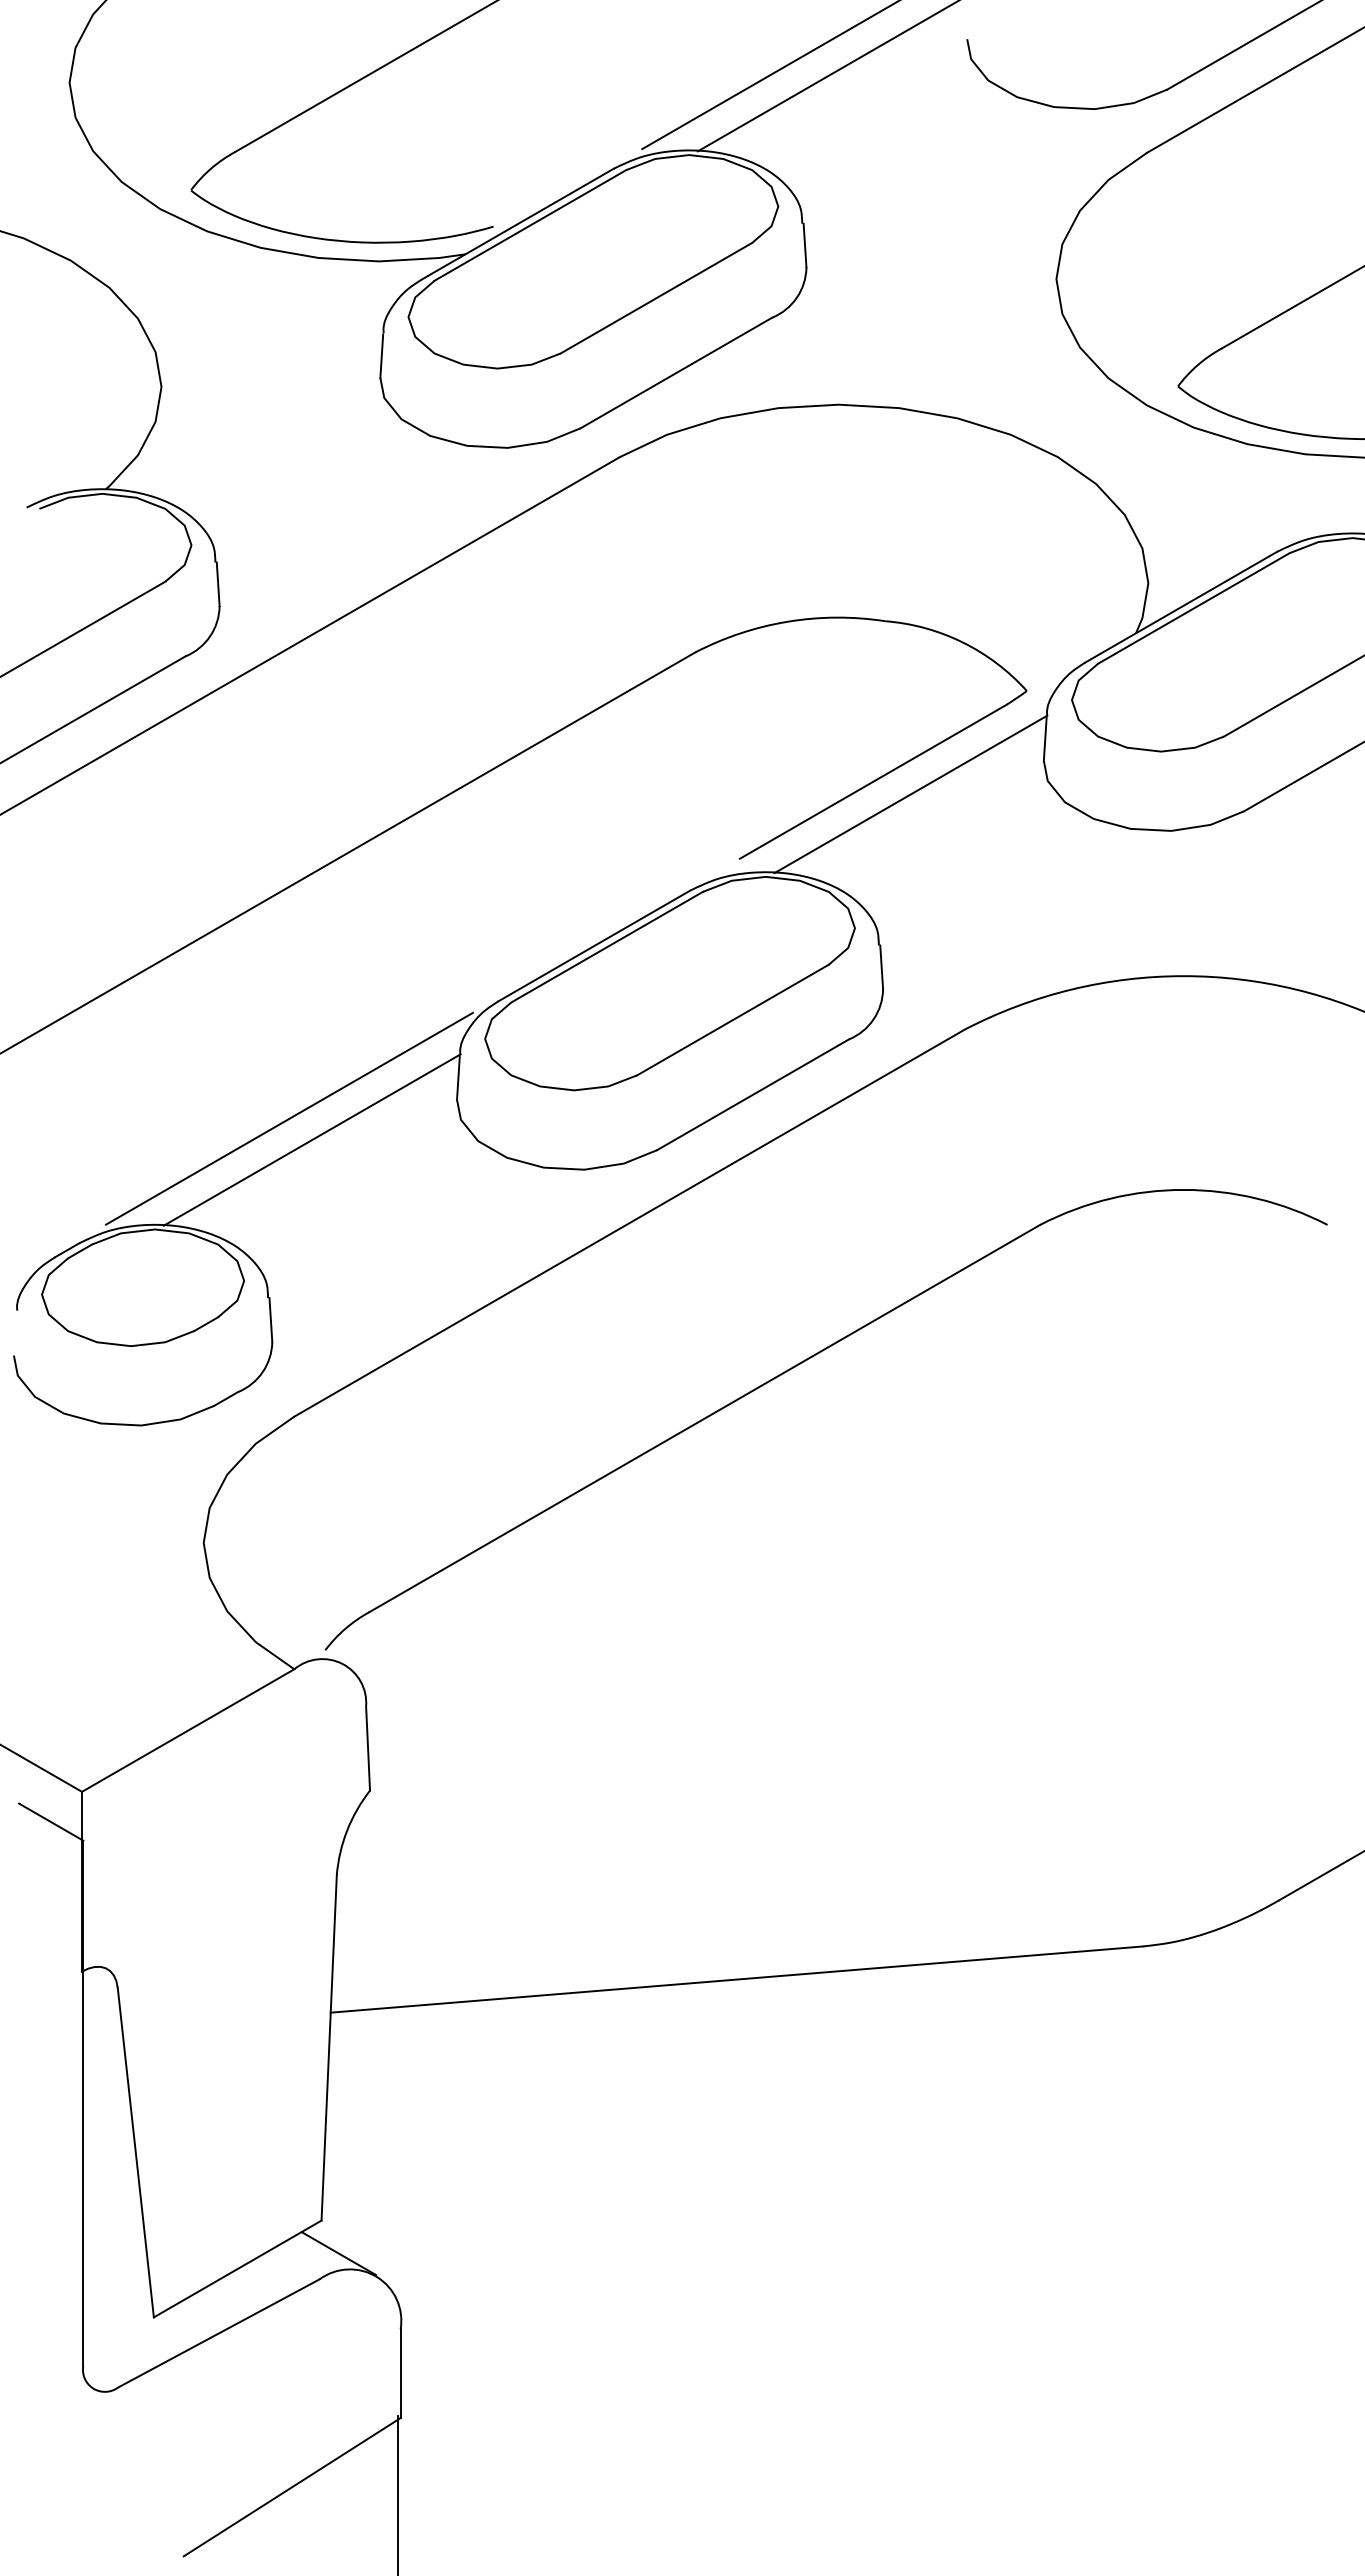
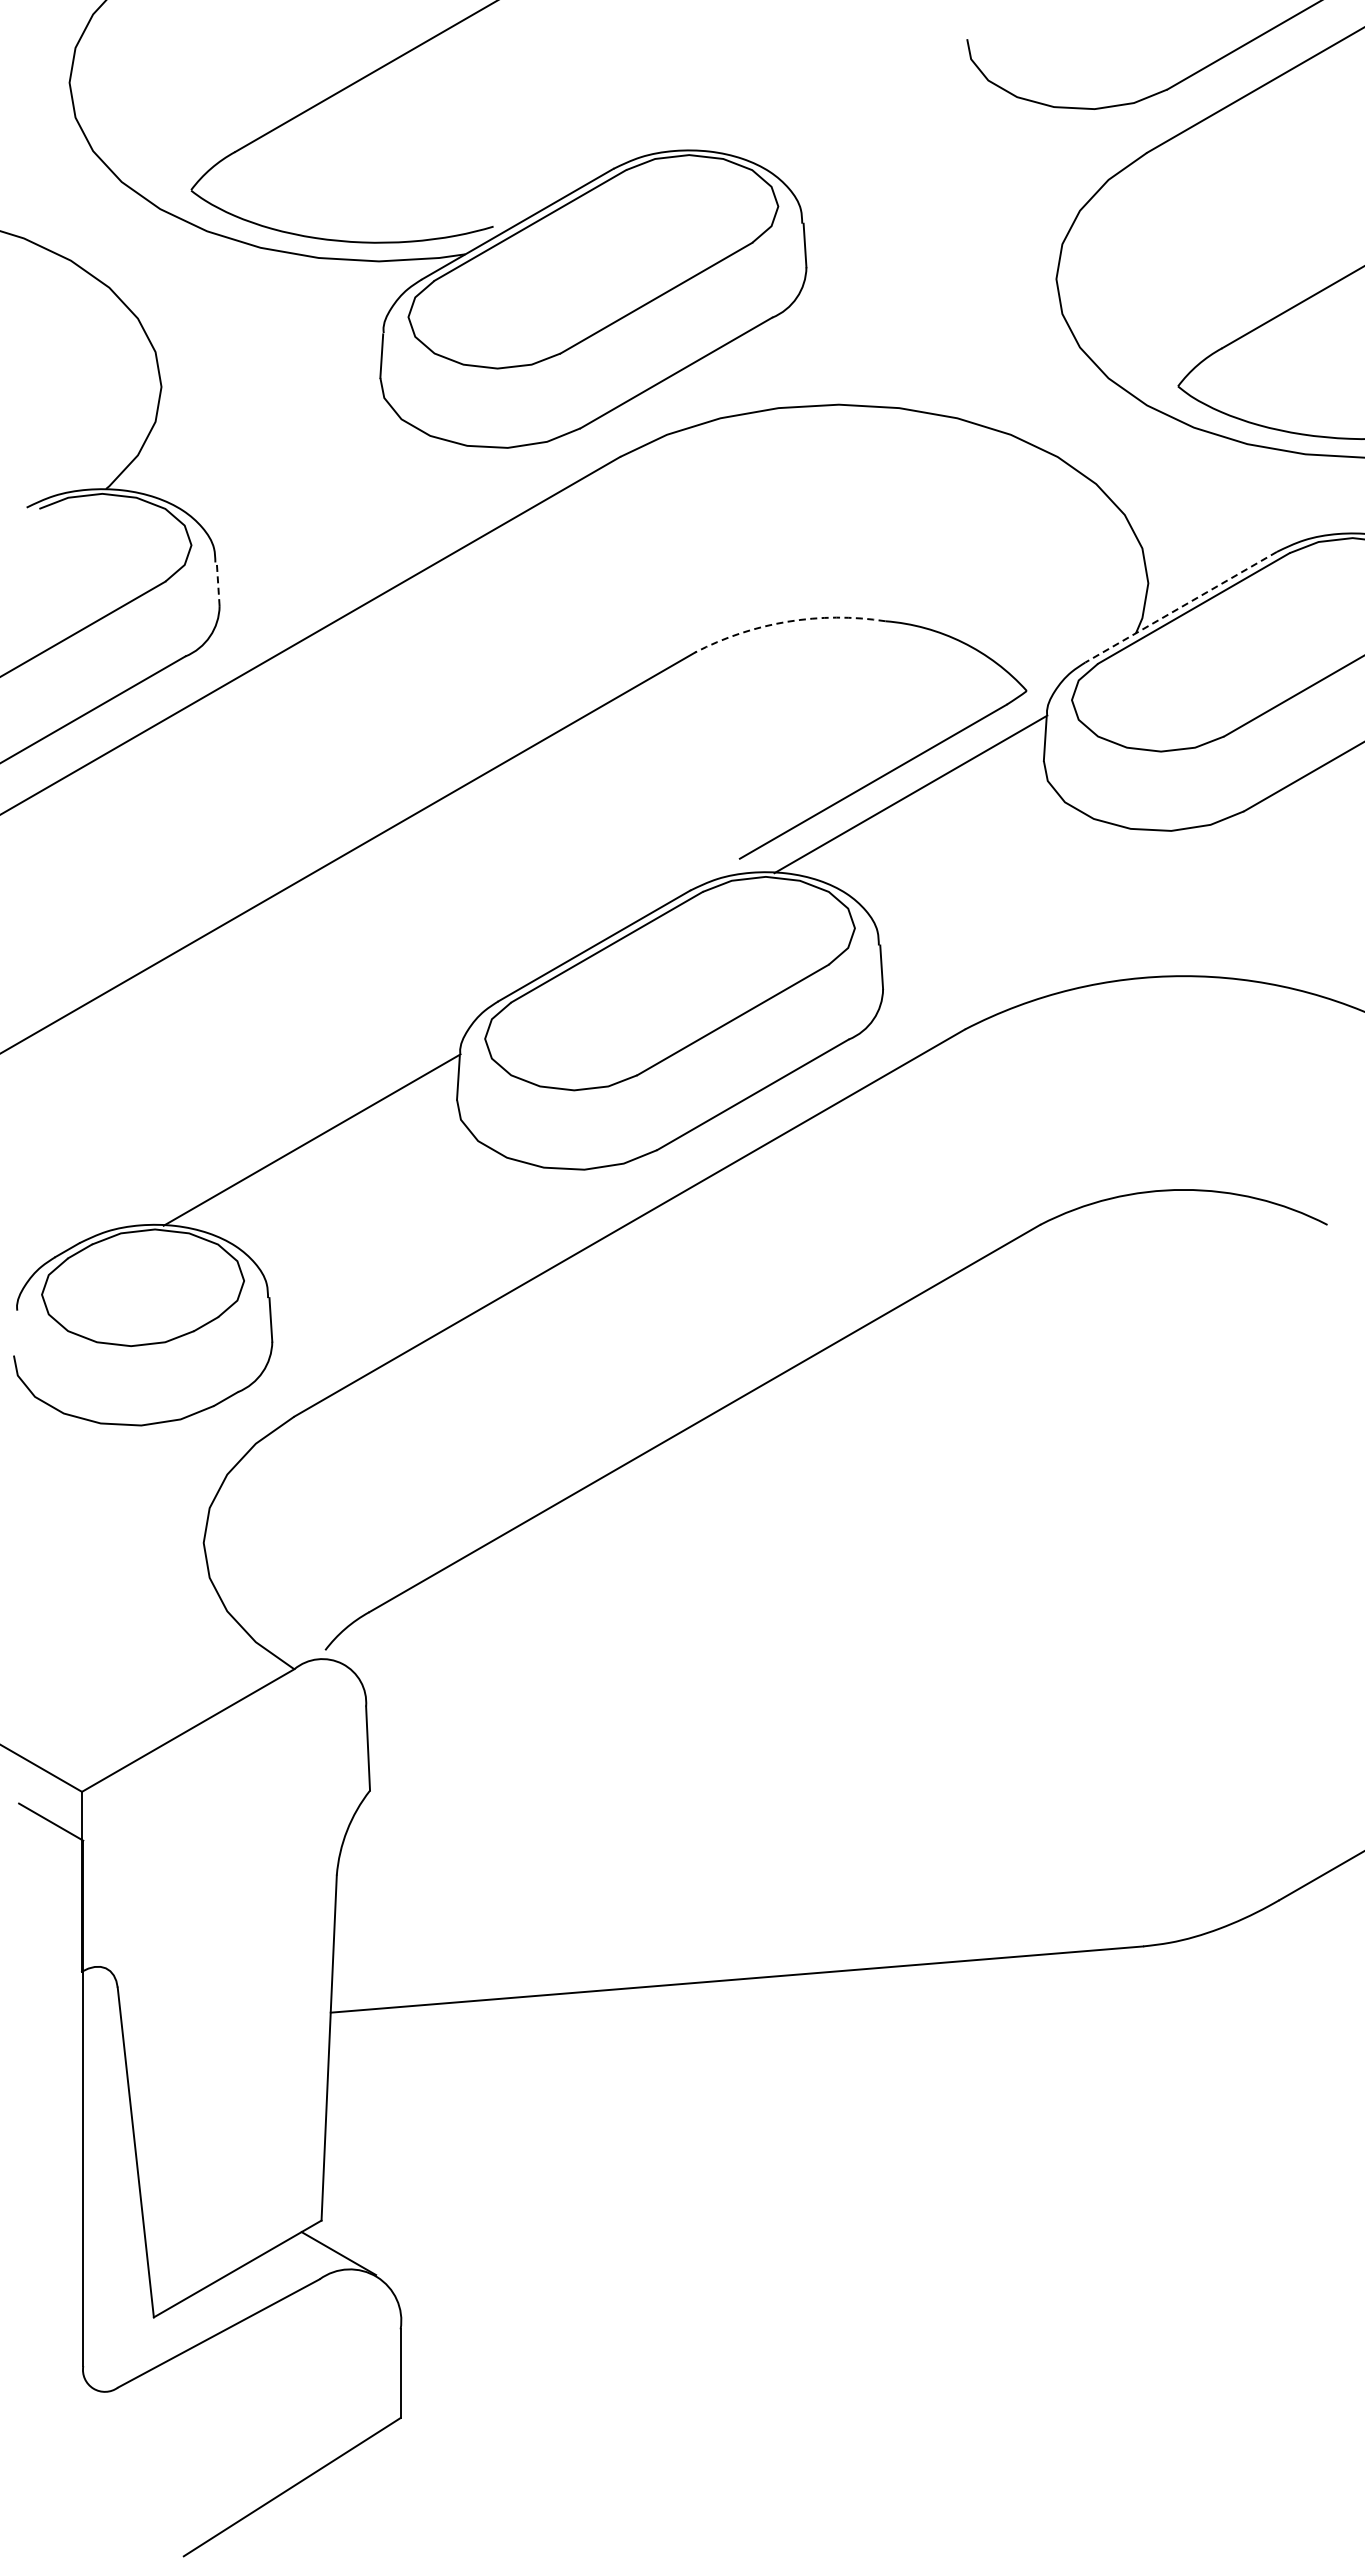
line: present -> none (769, 75)
line: present -> none (826, 76)
line: solid -> dashed (218, 584)
line: solid -> dashed (1181, 607)
arc: solid -> dashed (787, 621)
line: present -> none (289, 1118)
line: present -> none (397, 2494)
